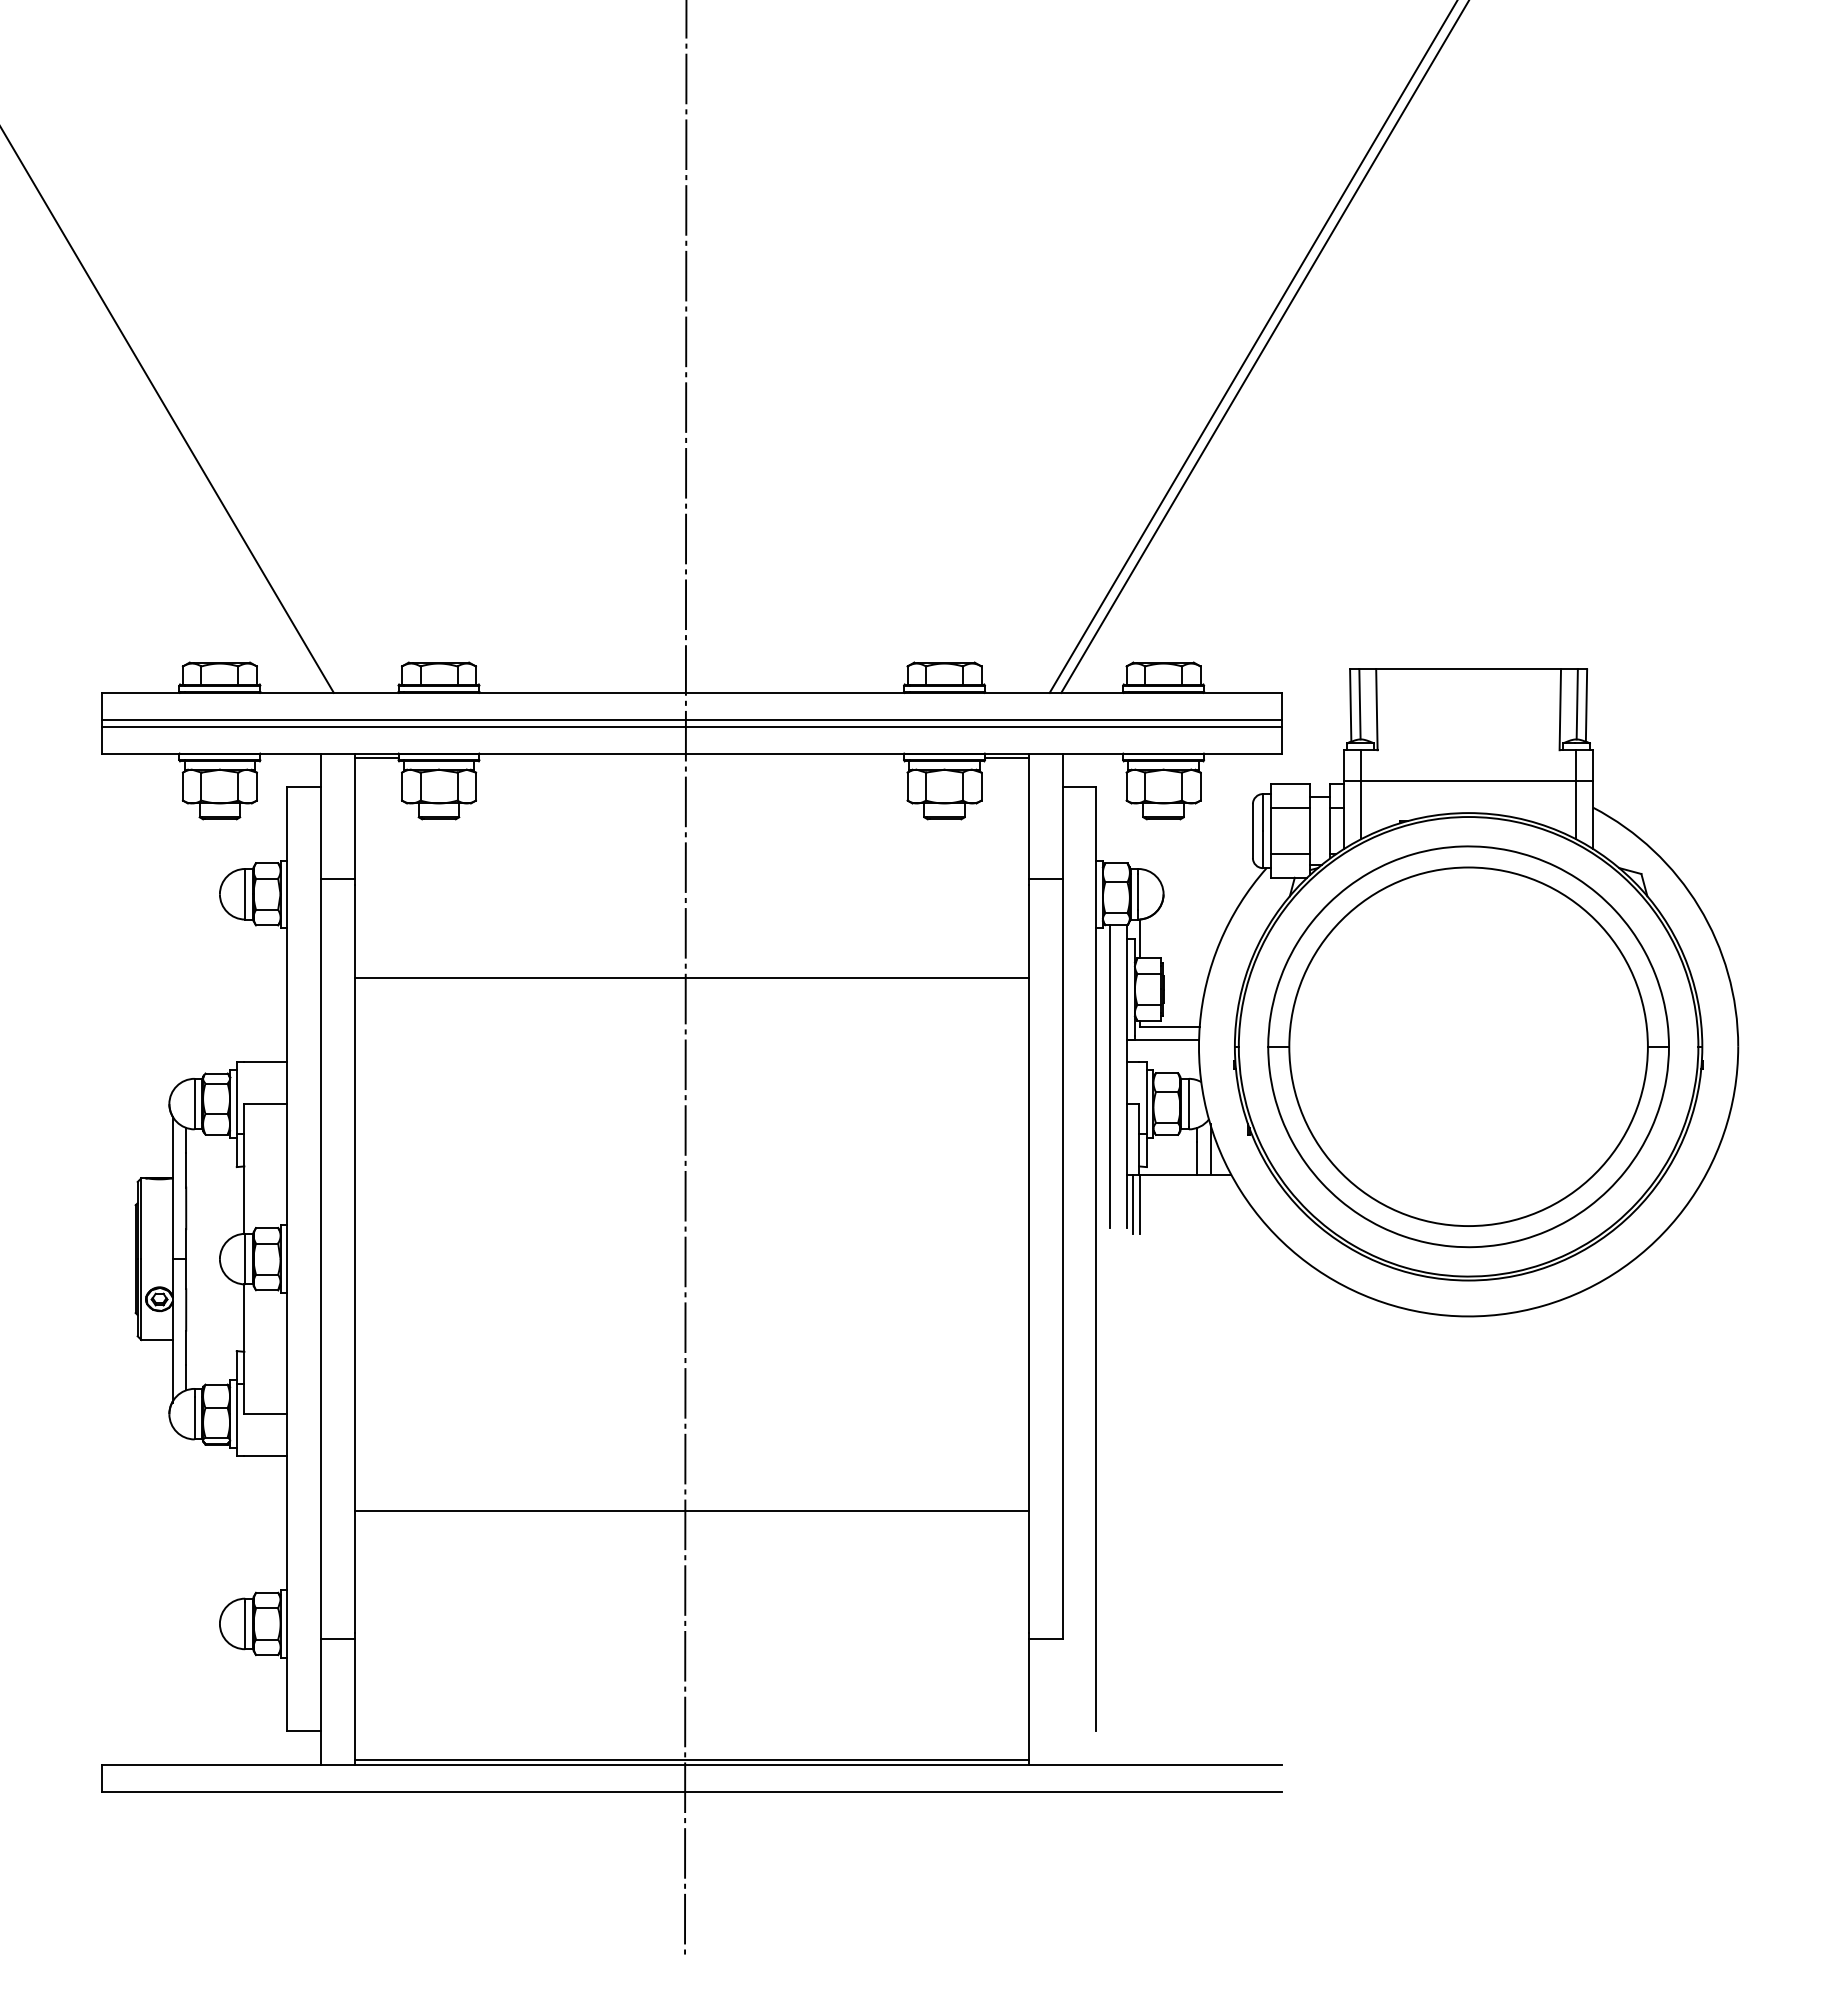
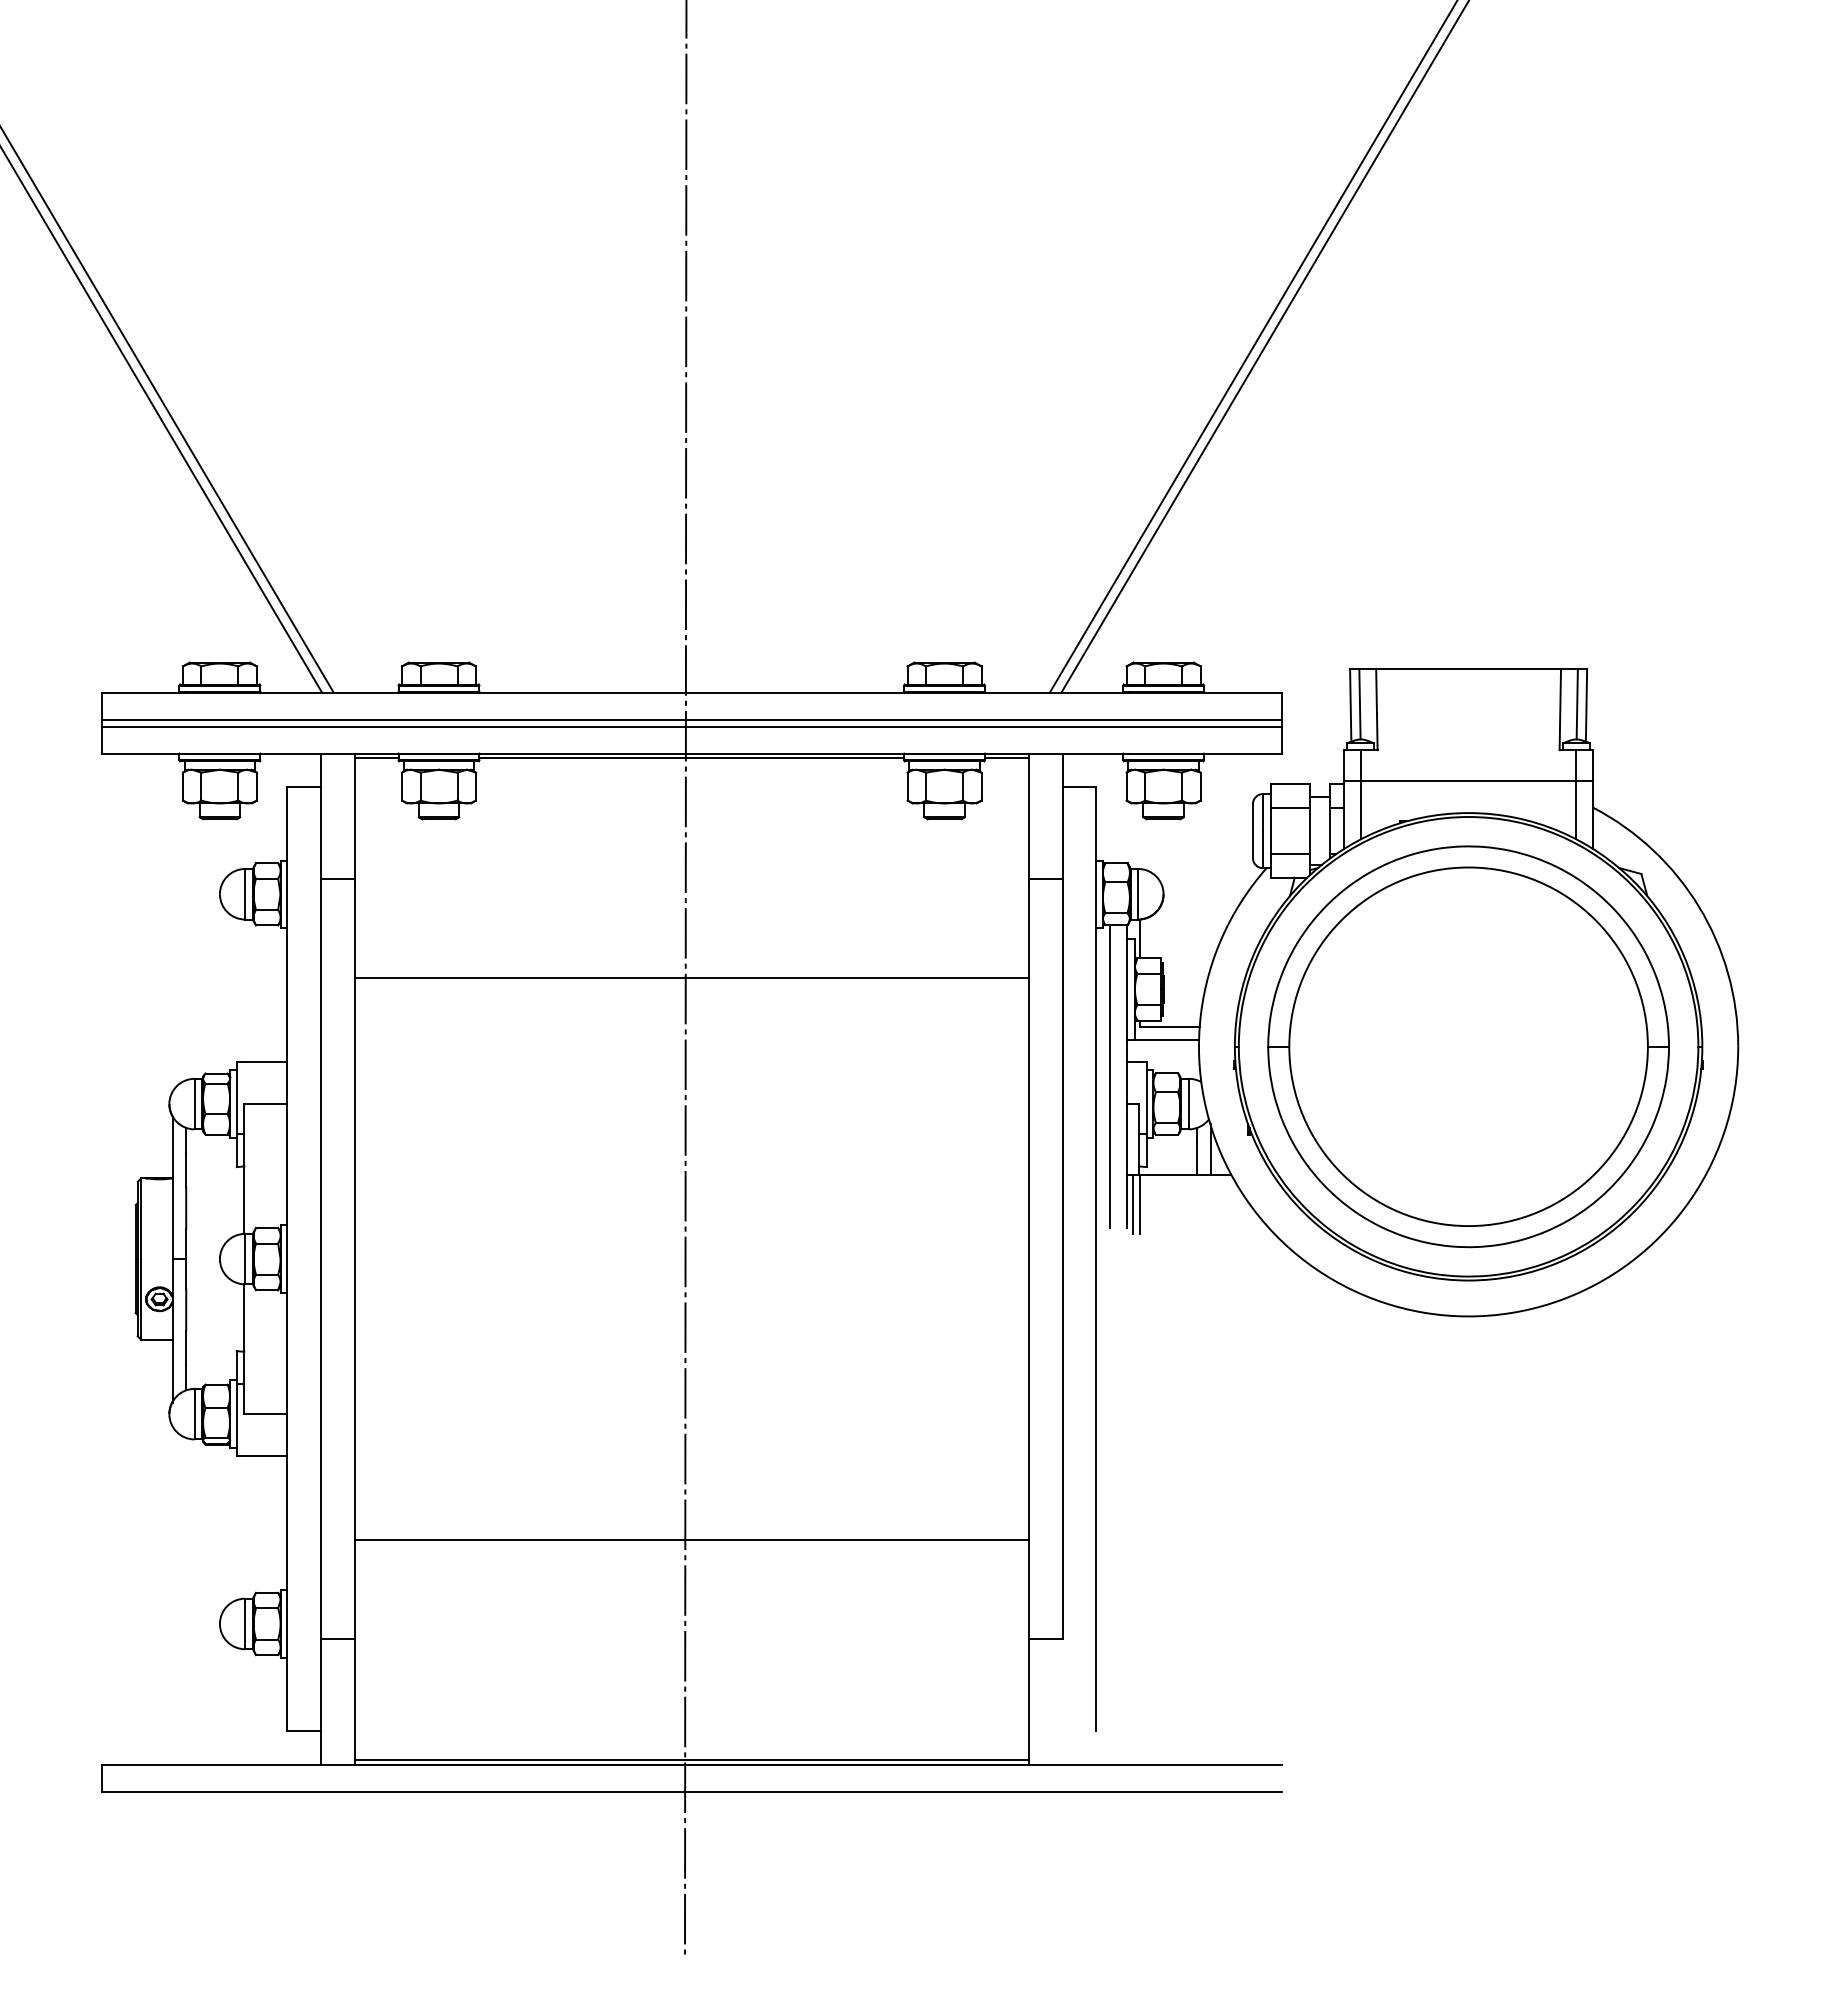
line: none -> present (162, 420)
line: none -> present (691, 757)
line position: (691, 1511) -> (691, 1540) (691, 1540)
